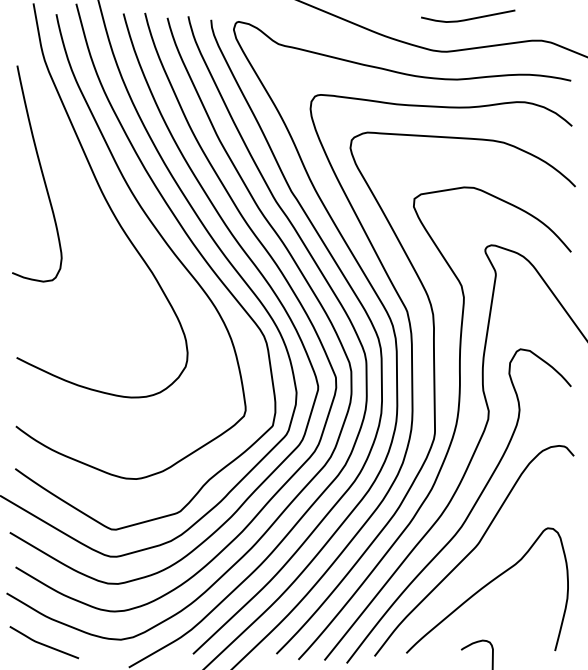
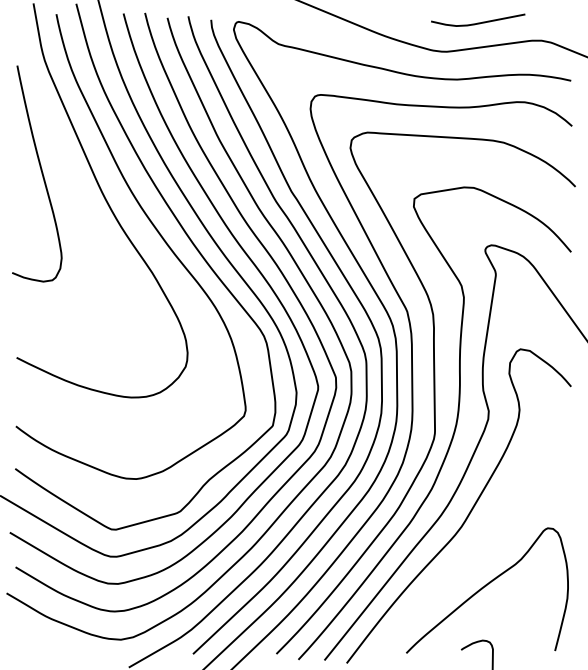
curve position: (468, 18) -> (478, 22) (478, 22)
curve: present -> none (474, 549)
curve: present -> none (43, 643)
